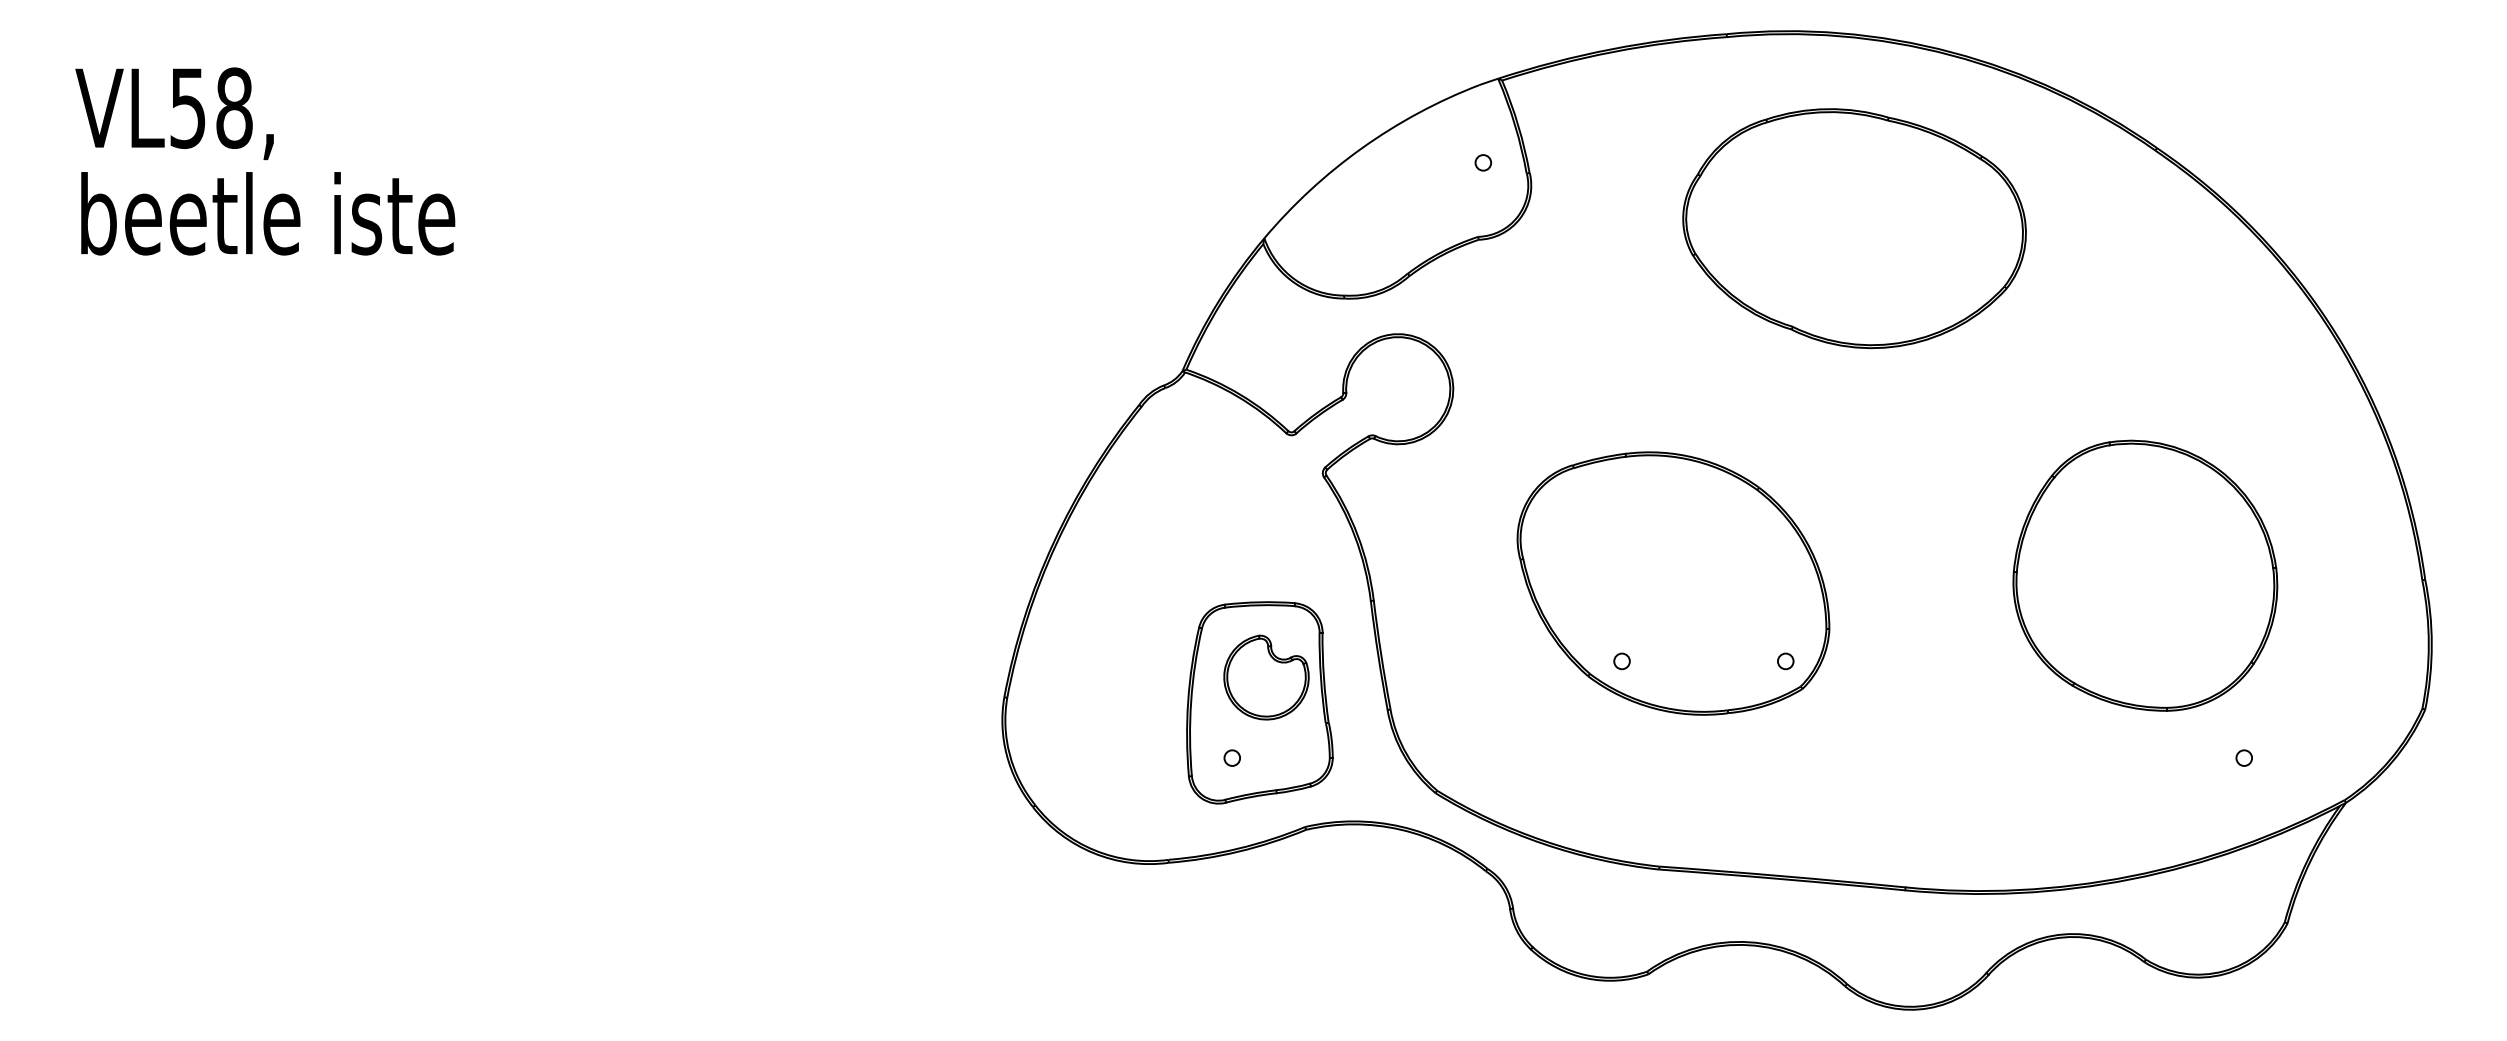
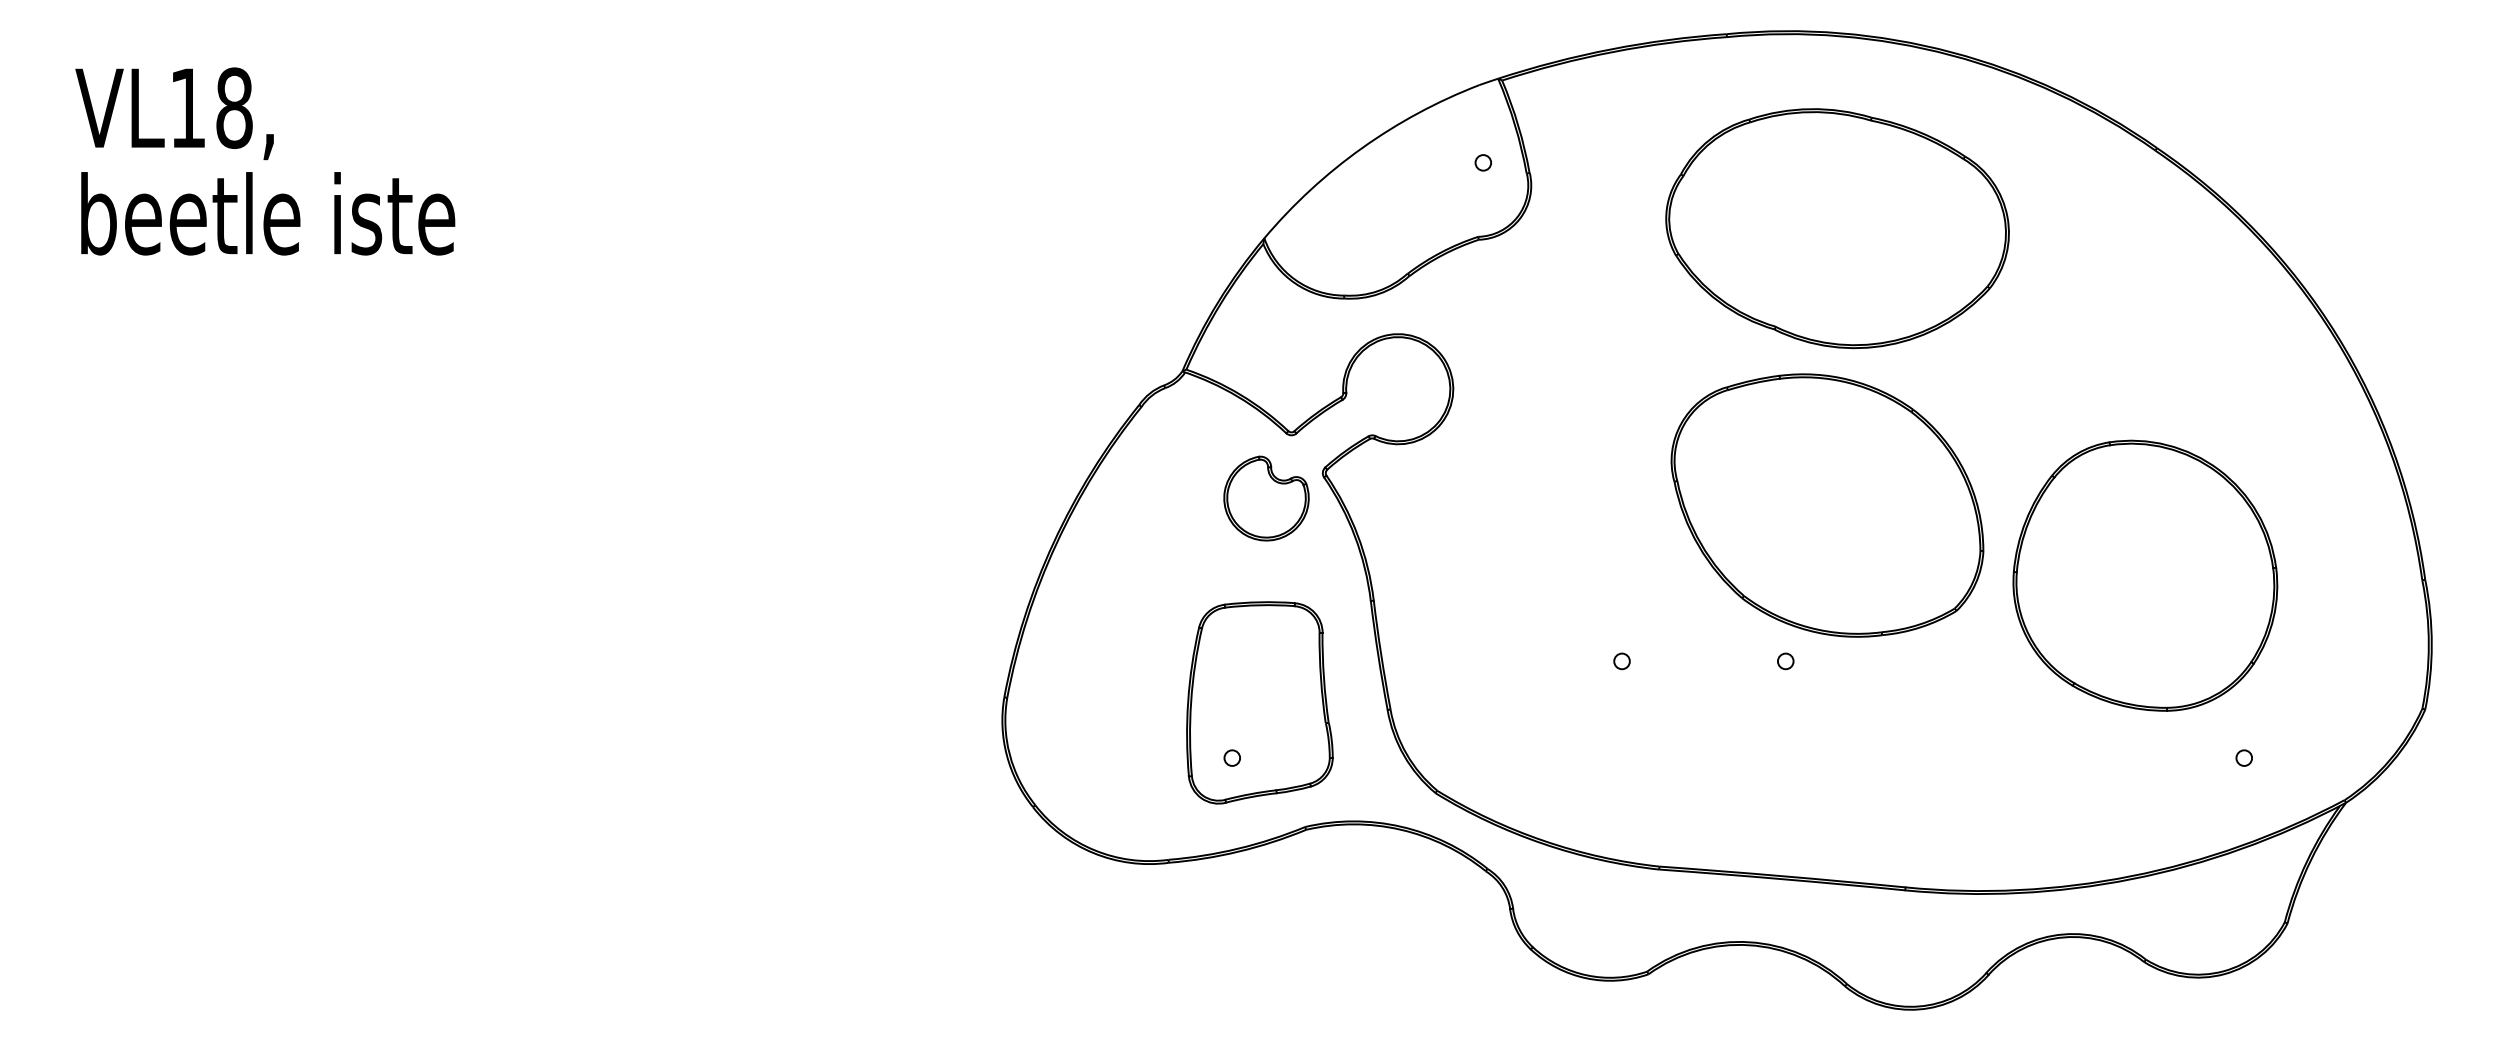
text: VL58, -> VL18, (187, 108)
part position: (1854, 228) -> (1837, 228) (1837, 228)
part position: (1673, 583) -> (1827, 505) (1827, 505)
part position: (1266, 677) -> (1266, 498) (1266, 498)
